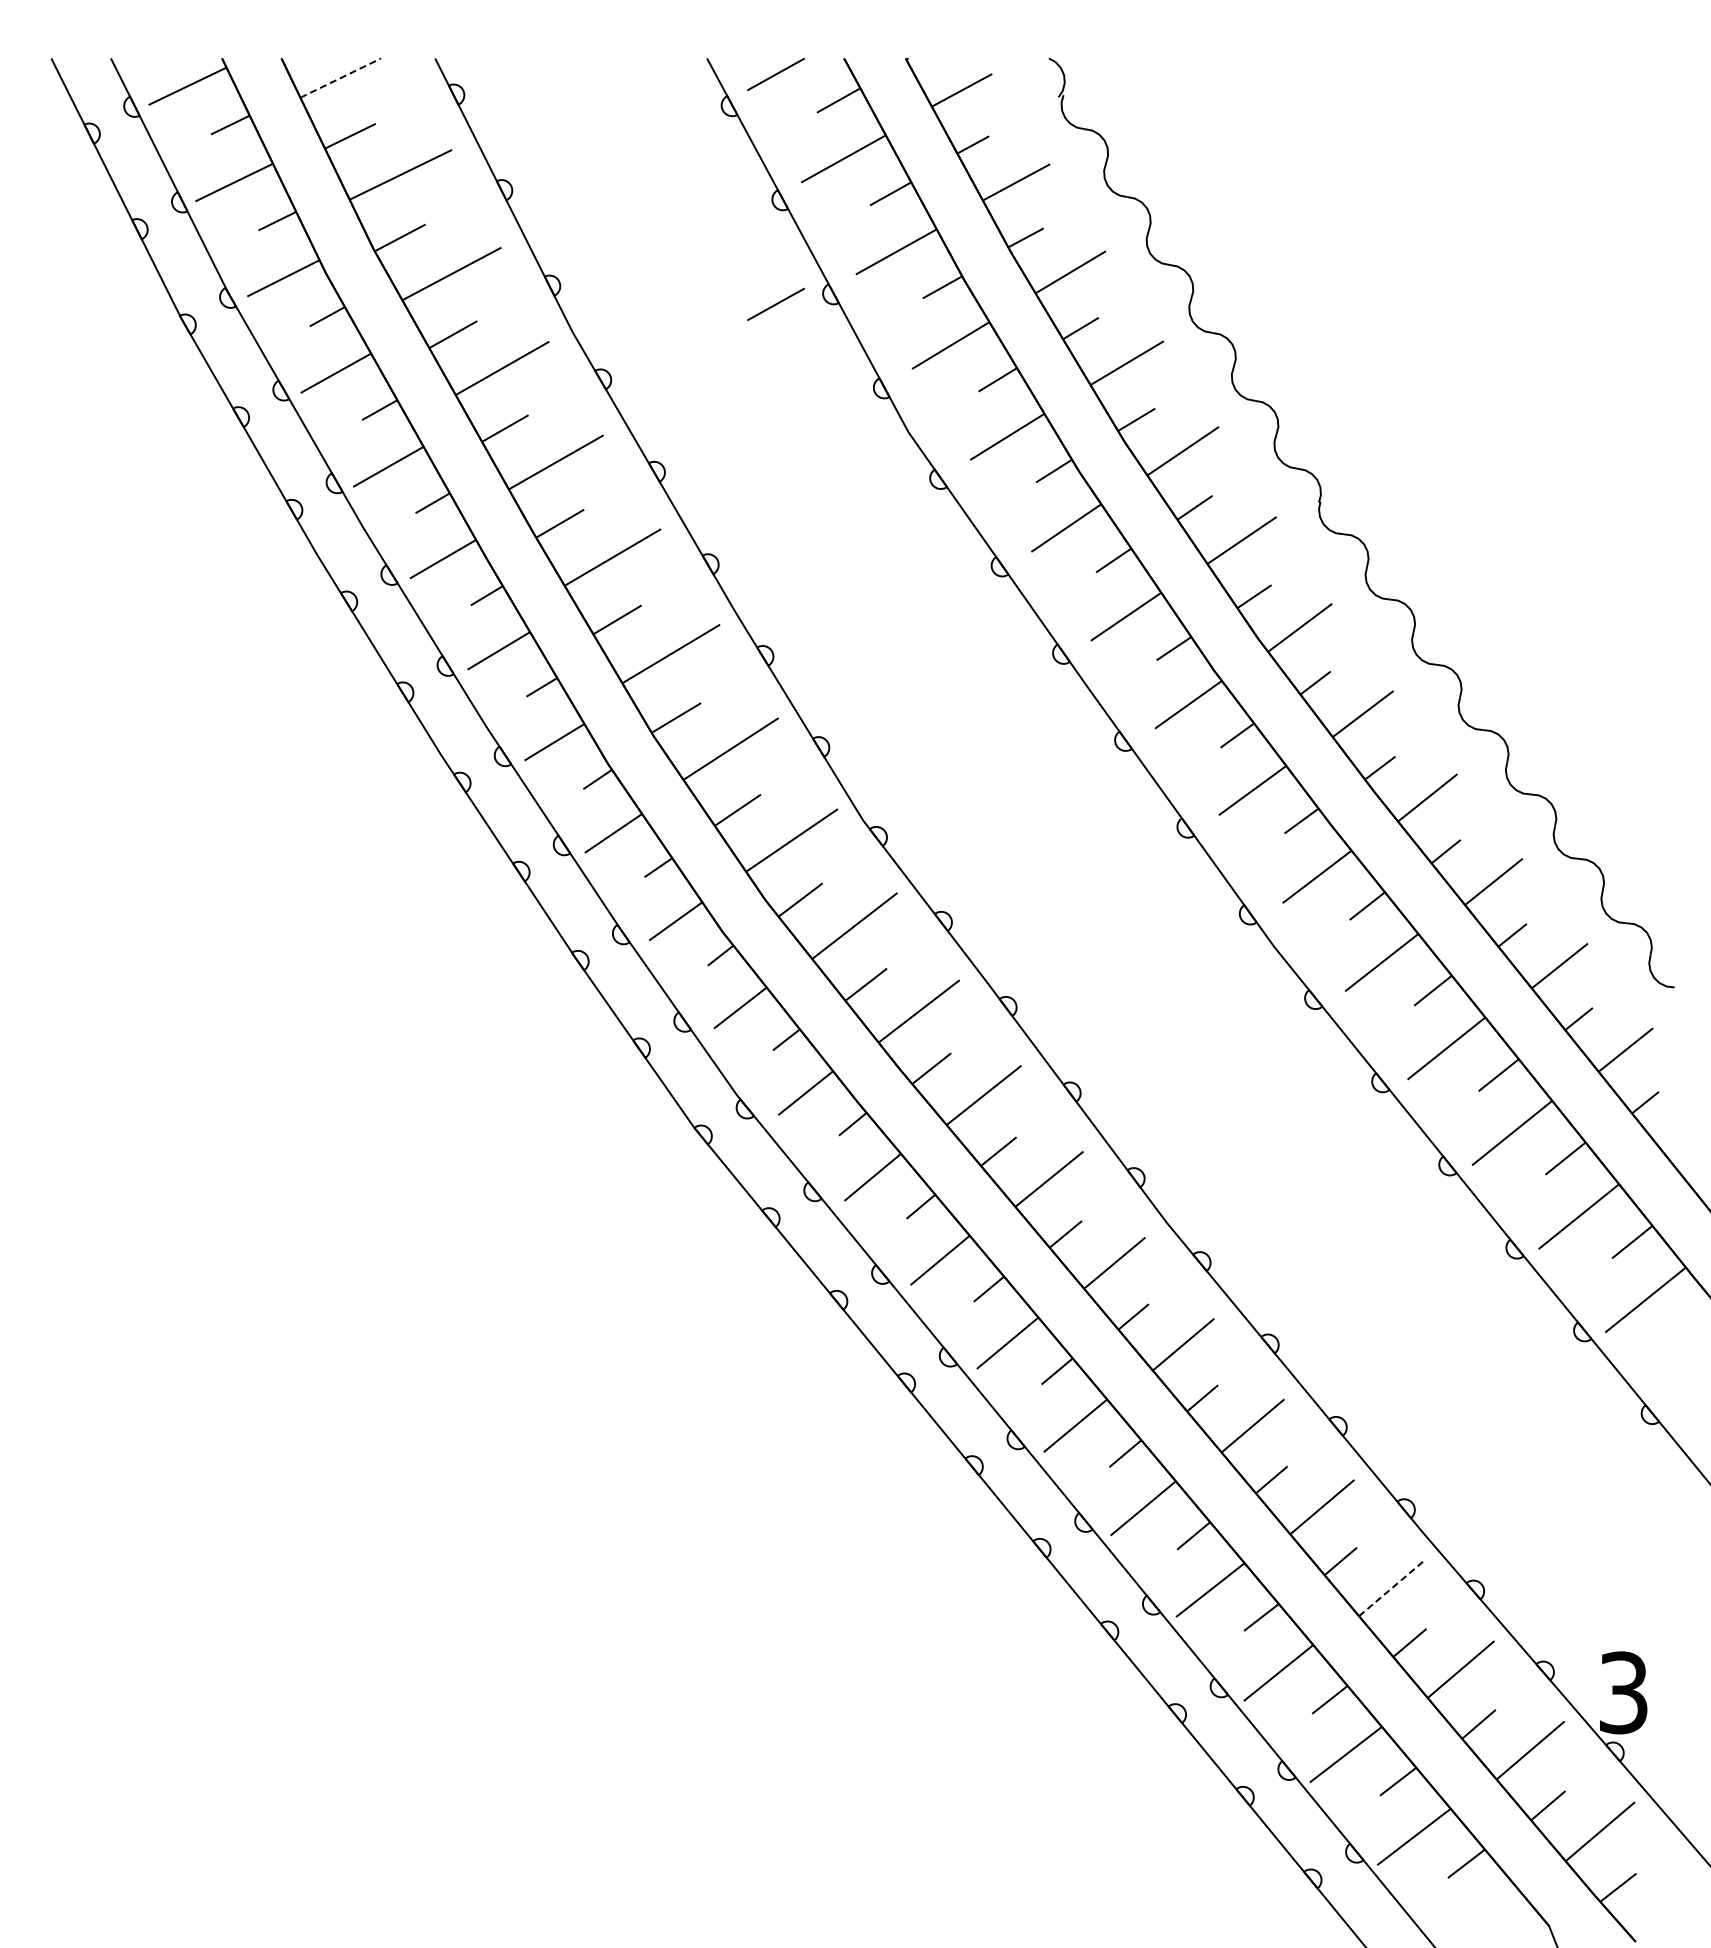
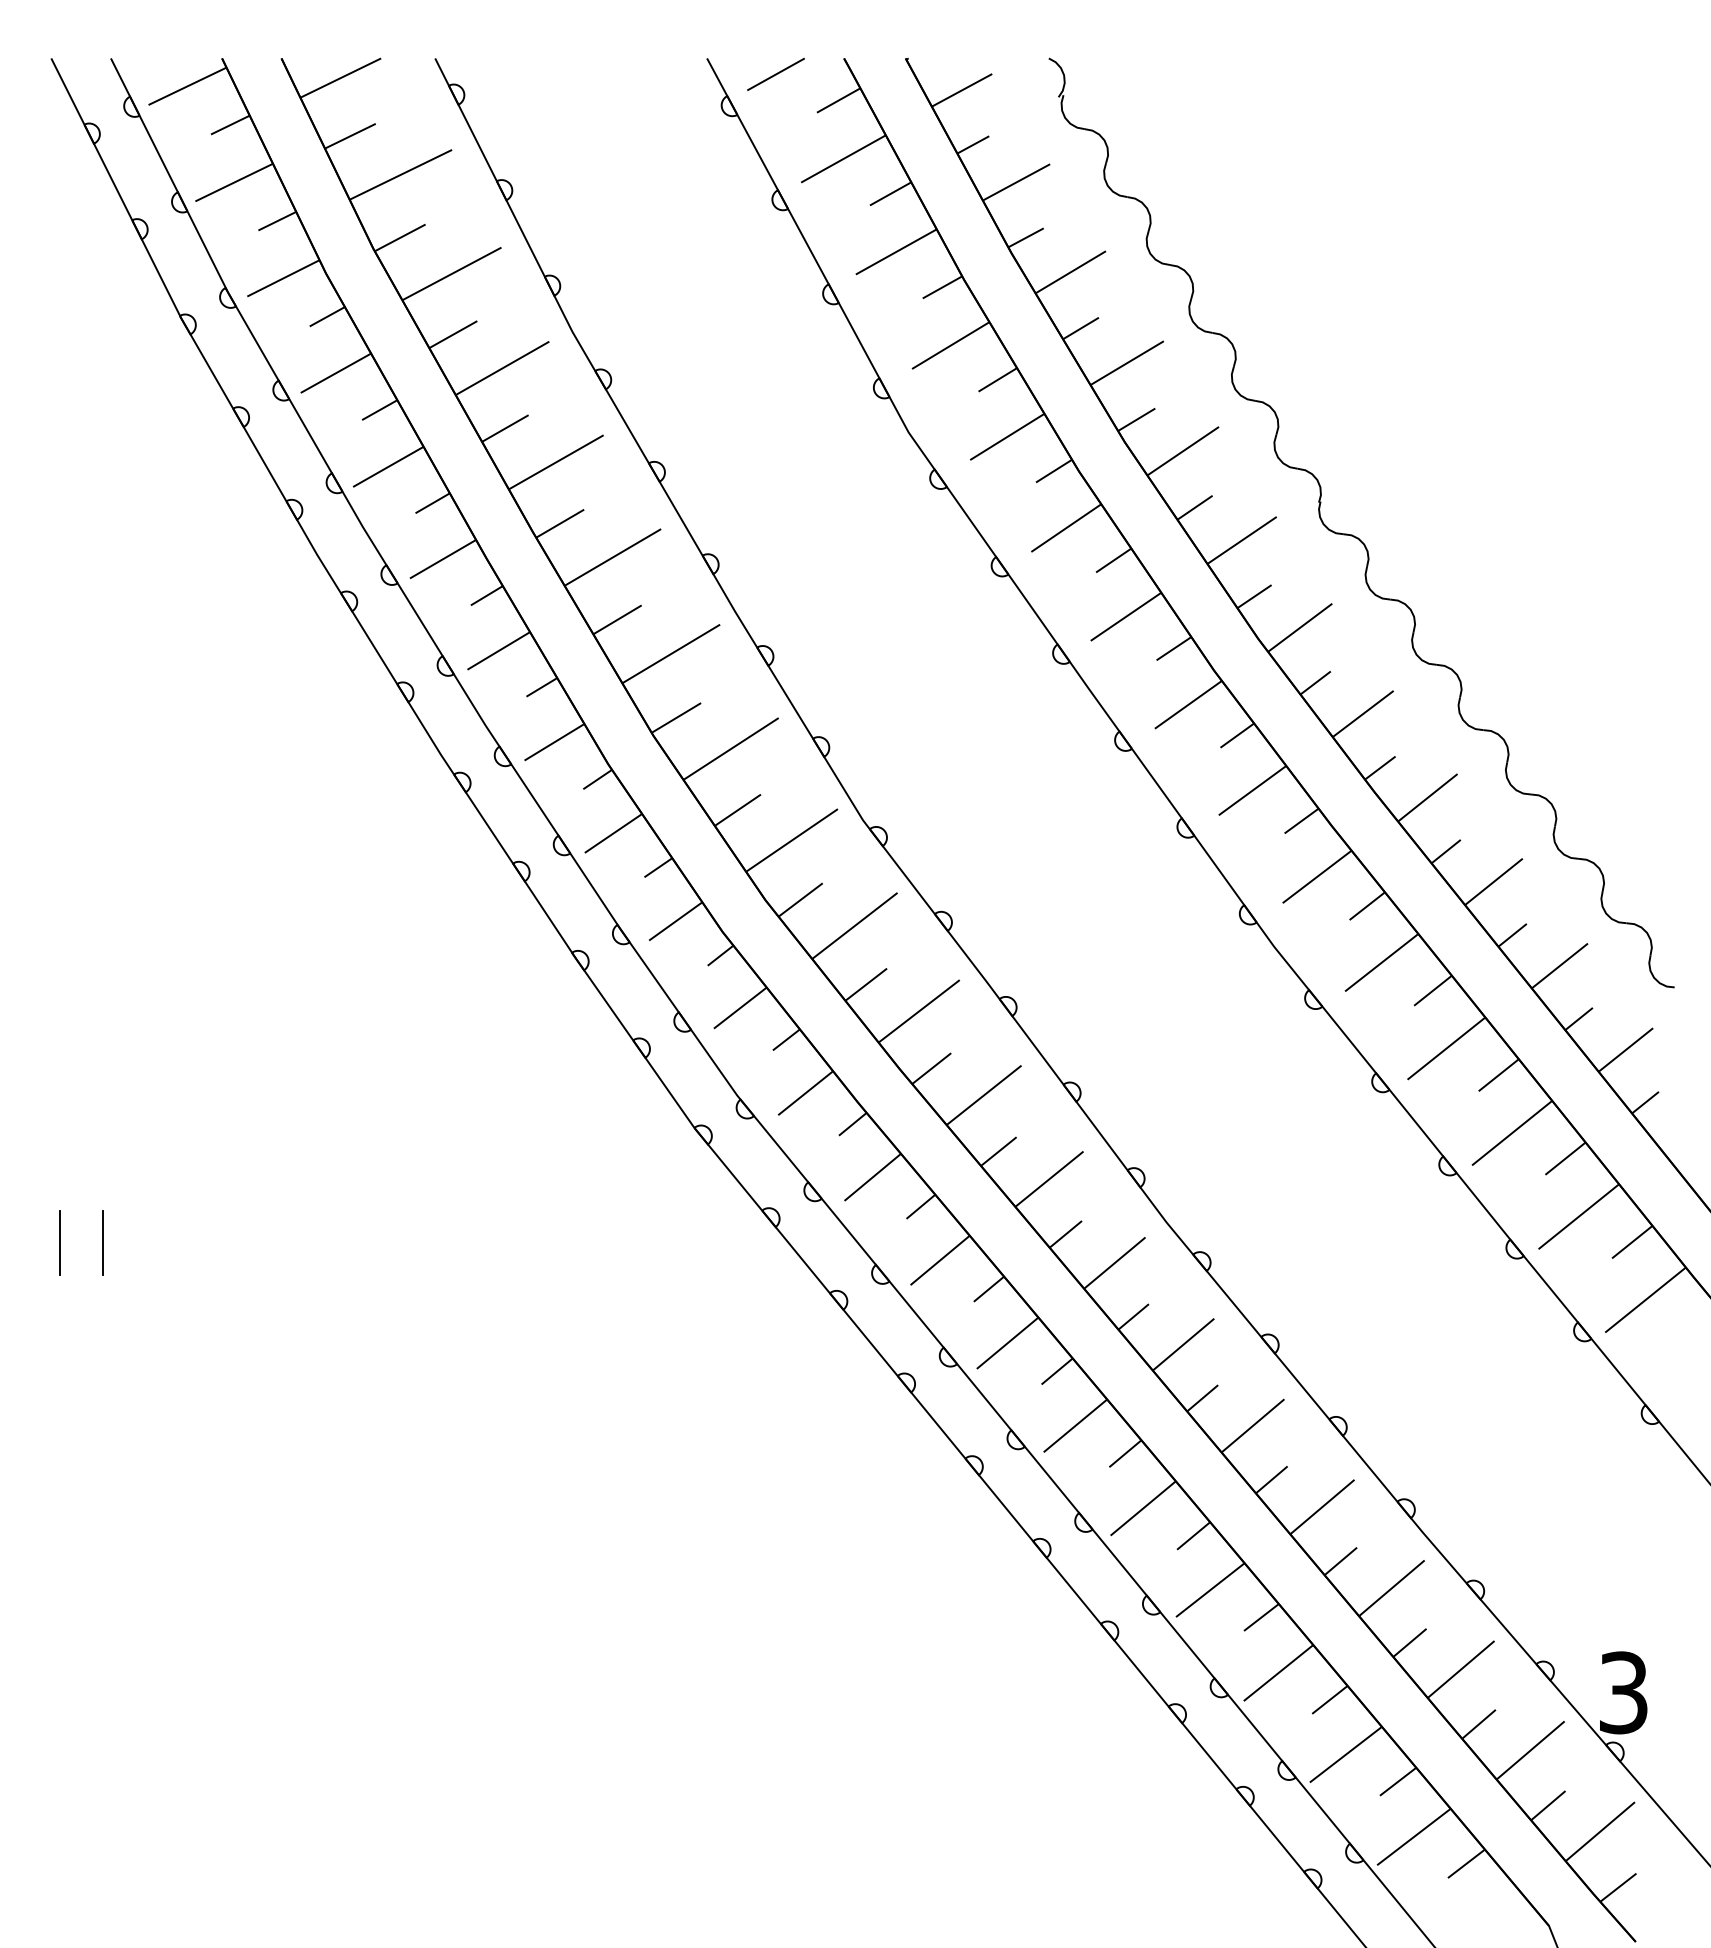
line: dashed -> solid (340, 78)
line: present -> none (775, 303)
line: none -> present (60, 1242)
line: none -> present (103, 1242)
line: dashed -> solid (1392, 1588)
